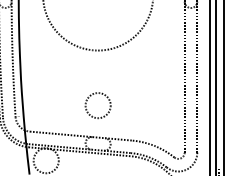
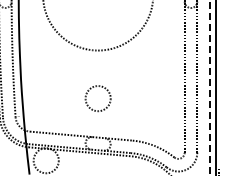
line: solid -> dashed (209, 87)
line: present -> none (223, 87)
circle position: (97, 105) -> (97, 98) (97, 98)
